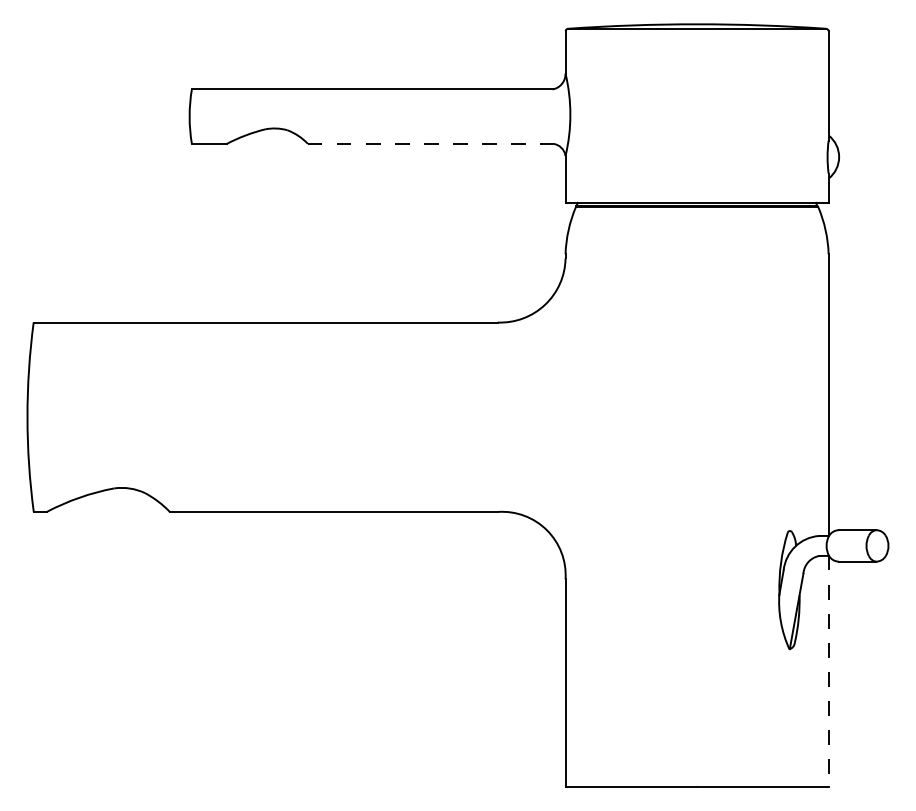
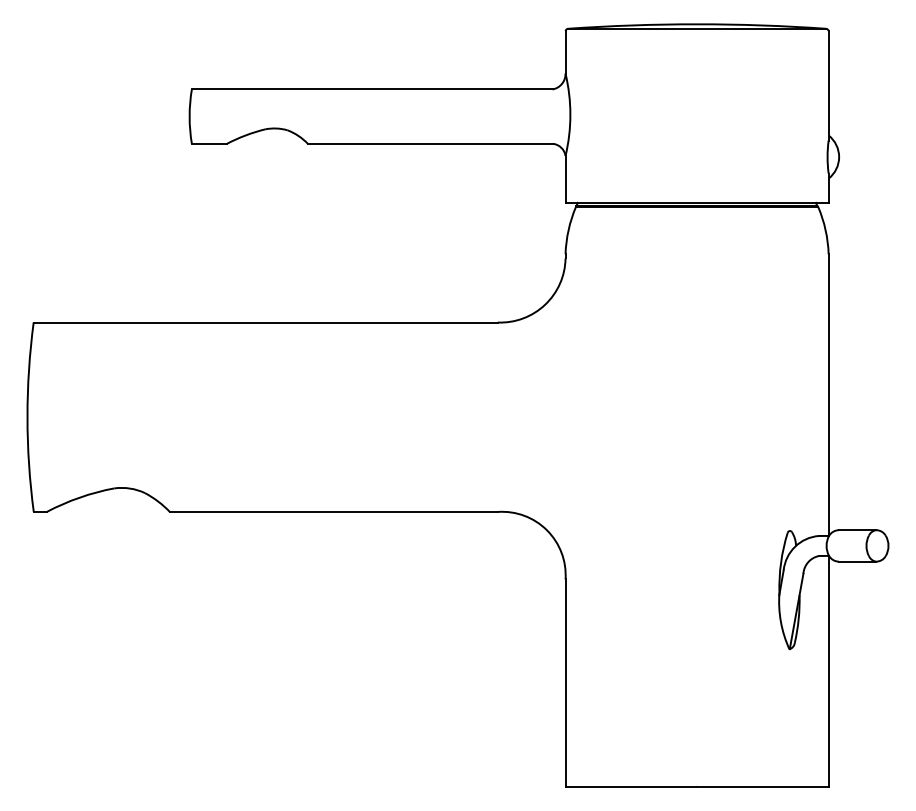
line: dashed -> solid (430, 143)
line: dashed -> solid (828, 671)
